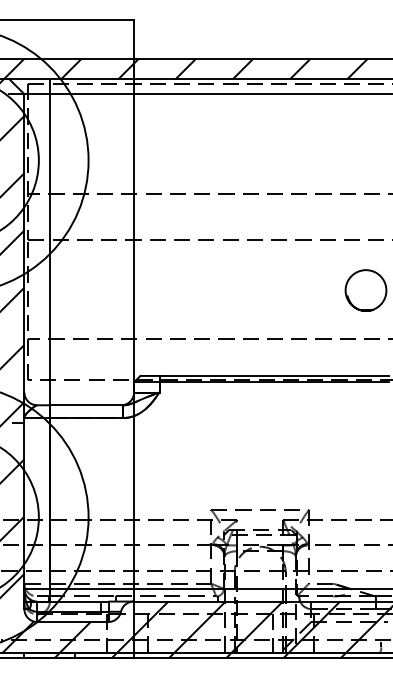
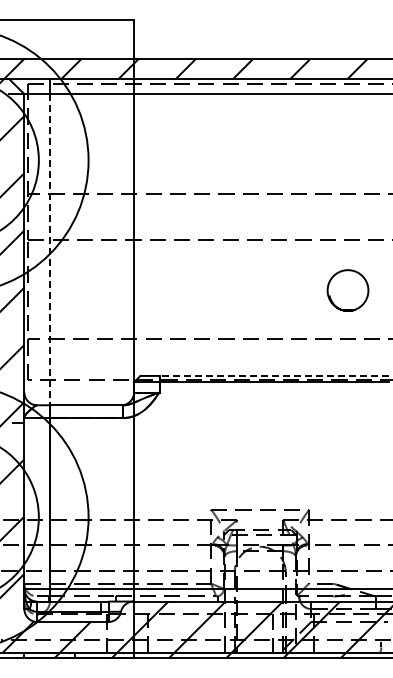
line: solid -> dashed (49, 249)
curve position: (348, 295) -> (330, 295) (330, 295)
line: solid -> dashed (274, 375)
